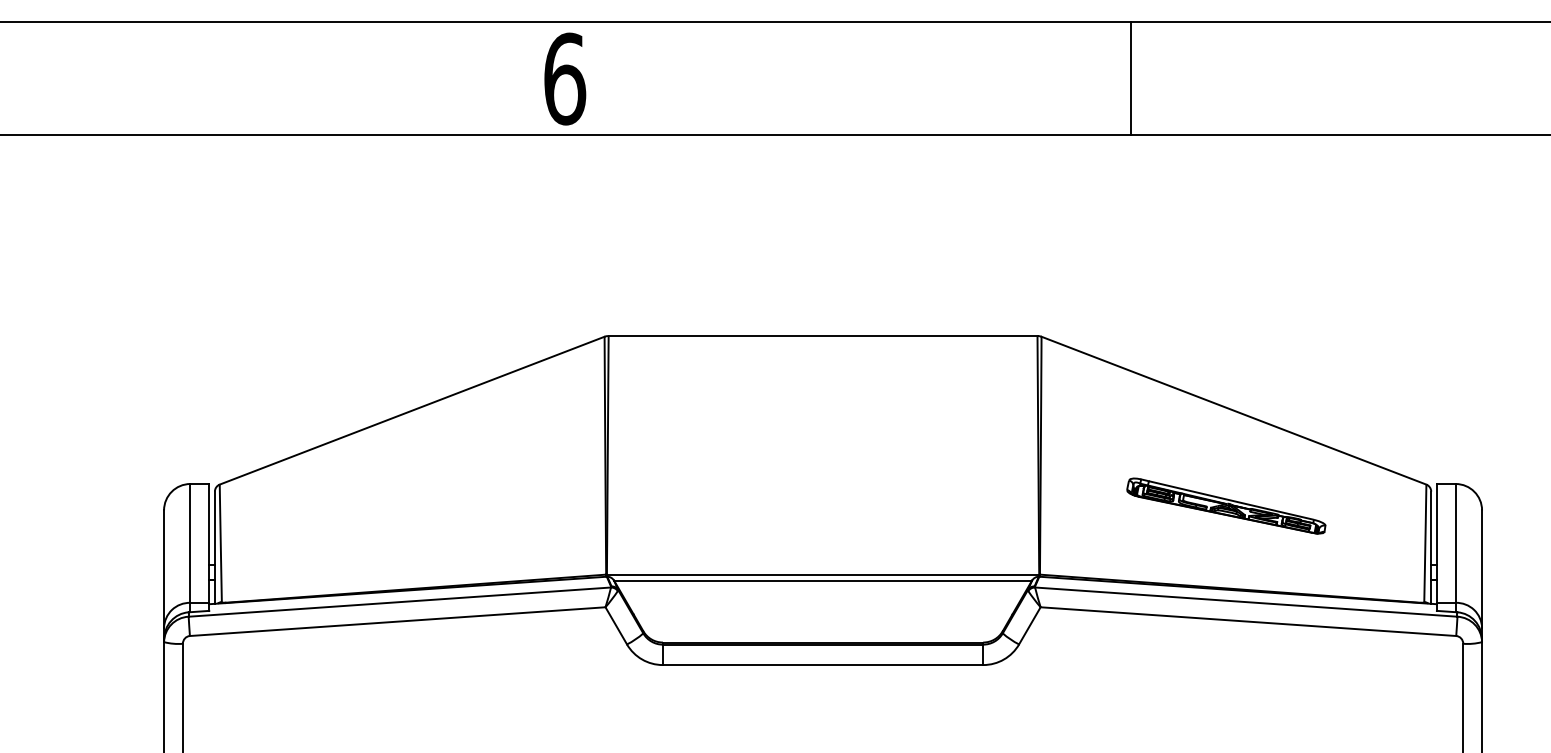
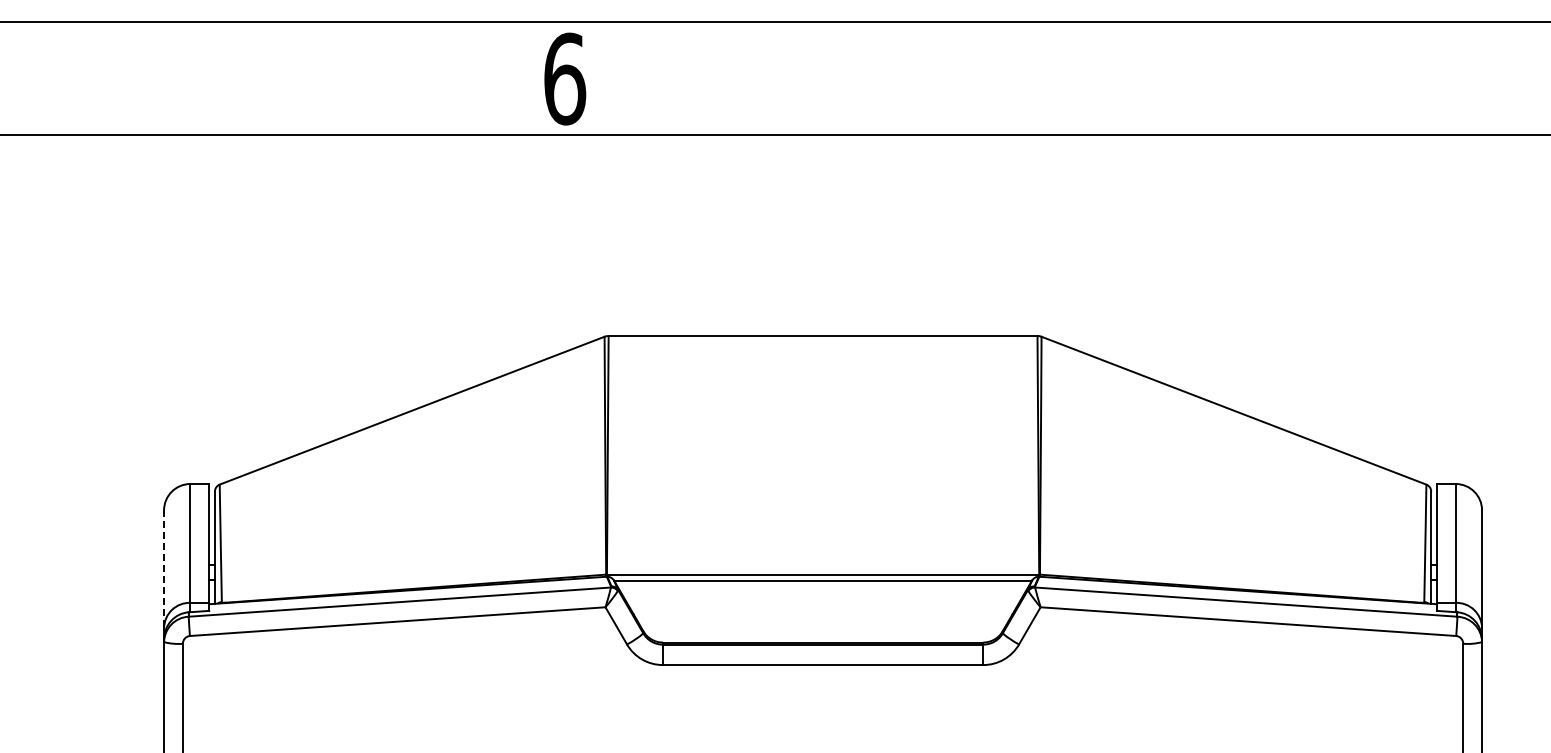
line: present -> none (1130, 78)
part: present -> none (1226, 505)
line: solid -> dashed (164, 569)
